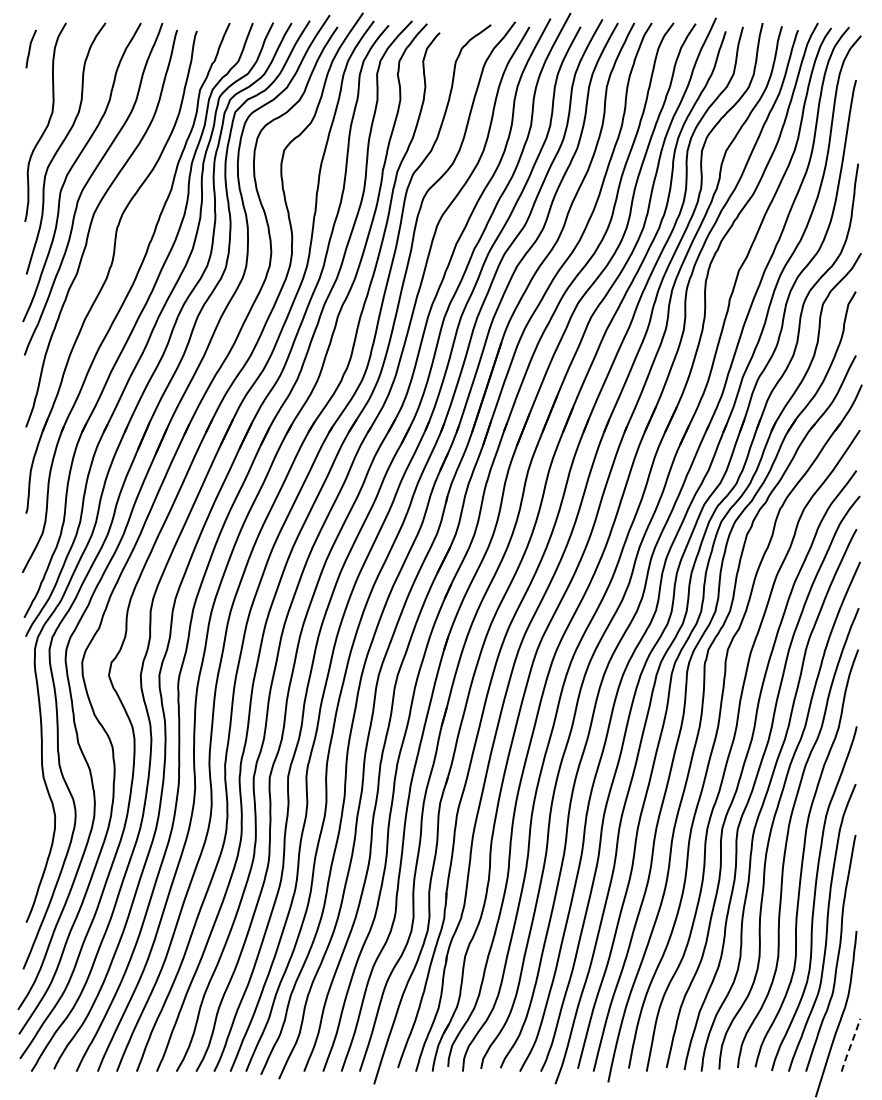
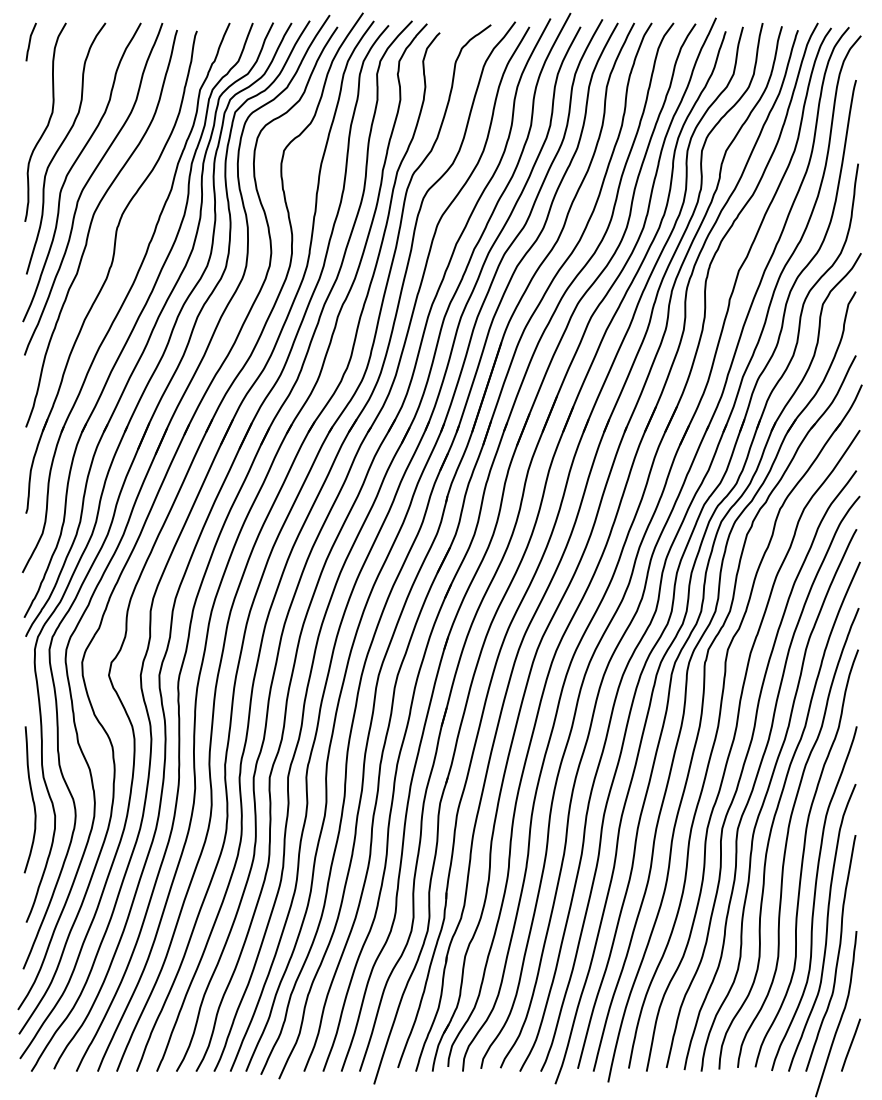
line position: (30, 48) -> (30, 41) (30, 41)
curve: none -> present (31, 797)
line: dashed -> solid (850, 1045)
